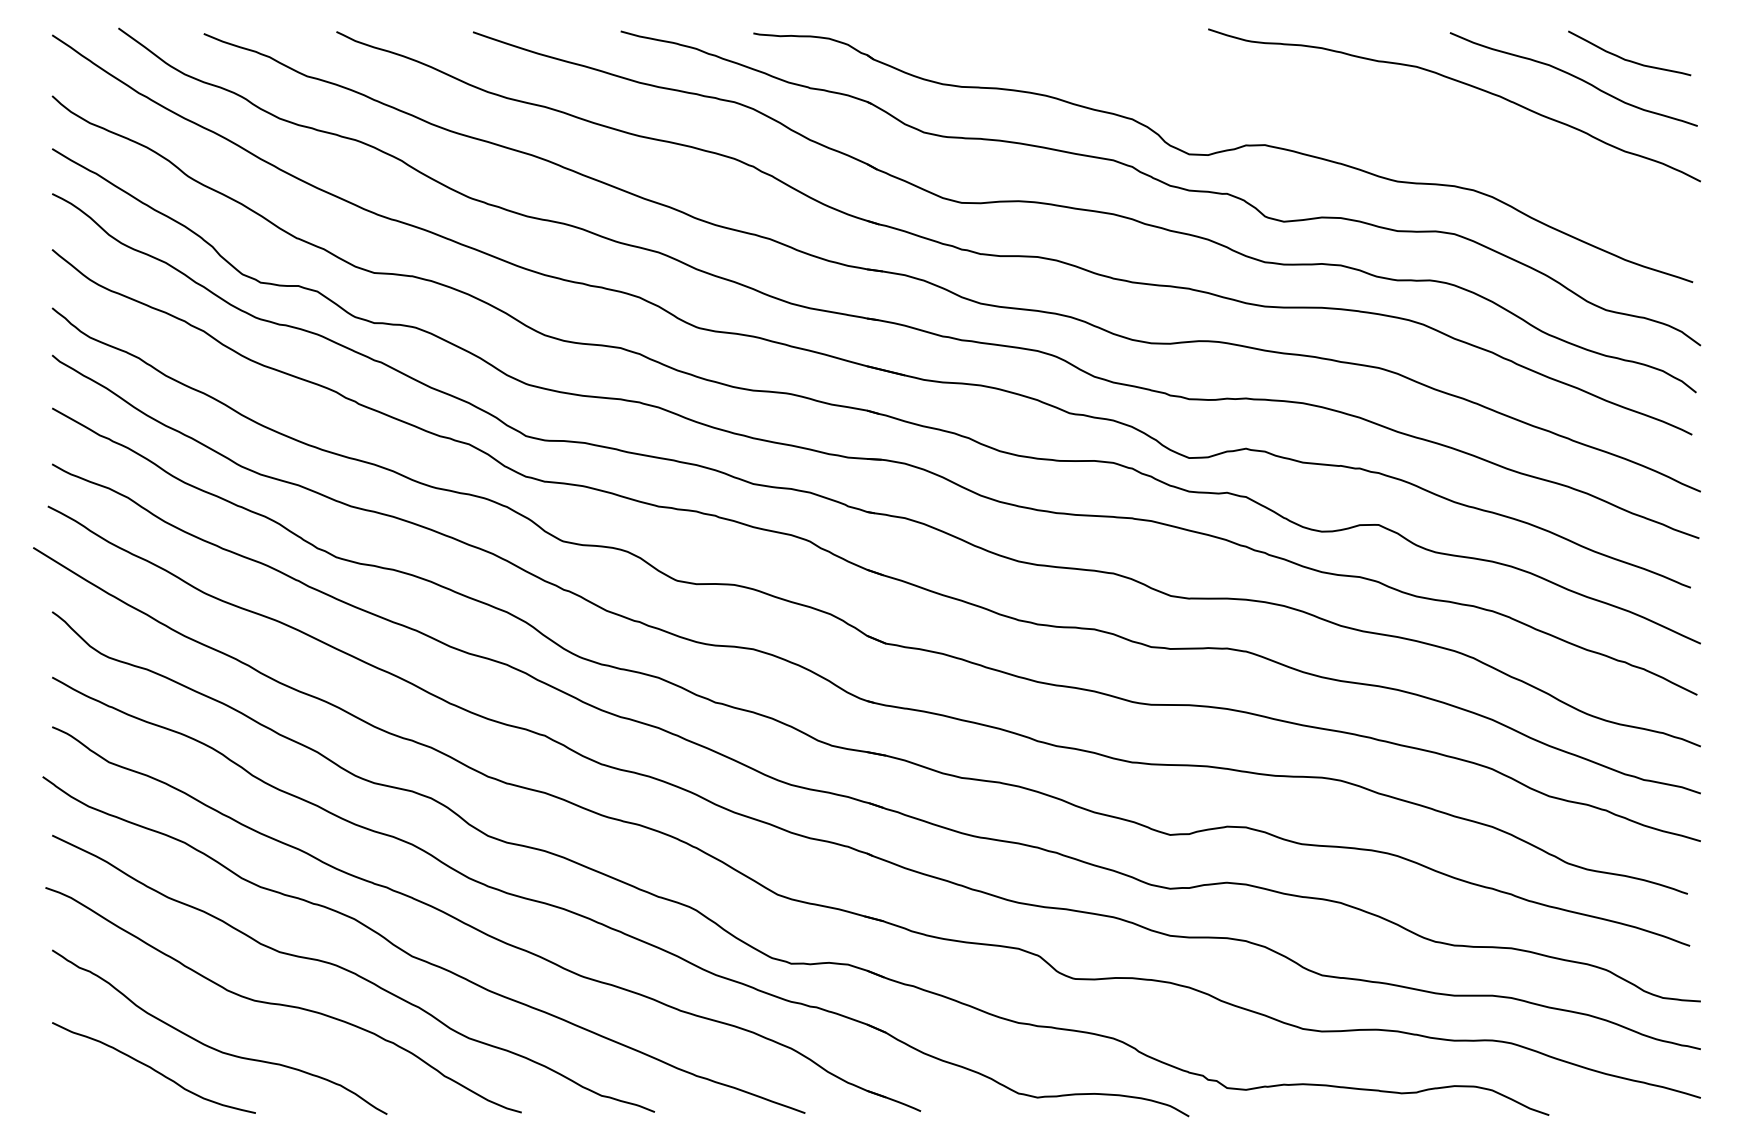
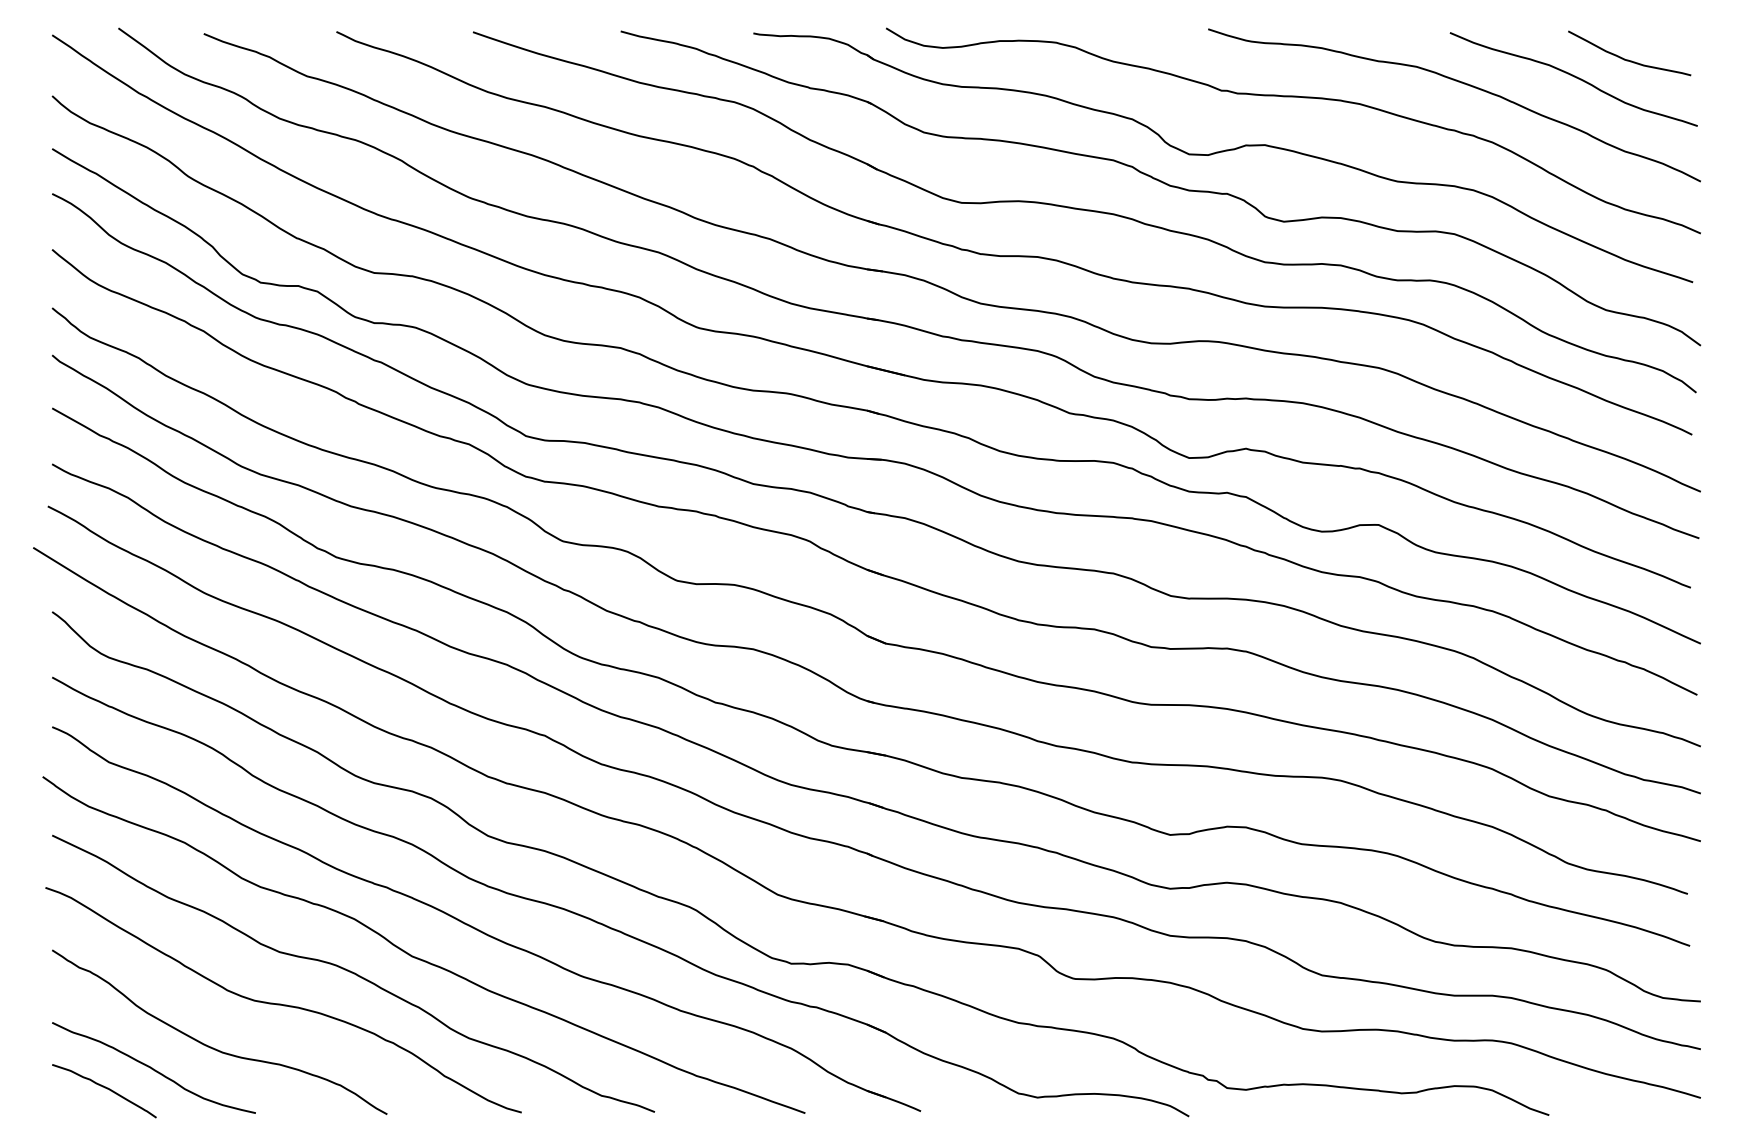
curve: none -> present (1293, 97)
curve: none -> present (104, 1088)
